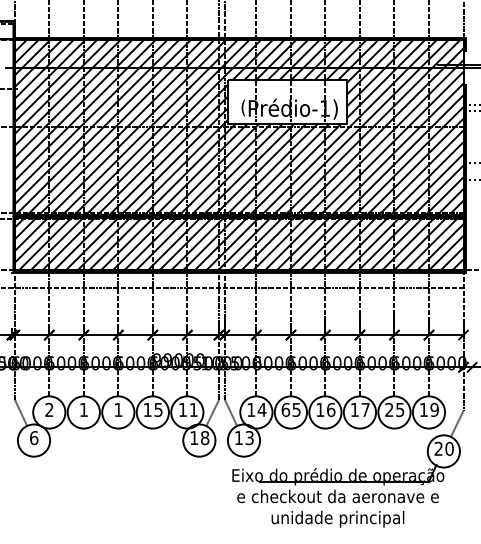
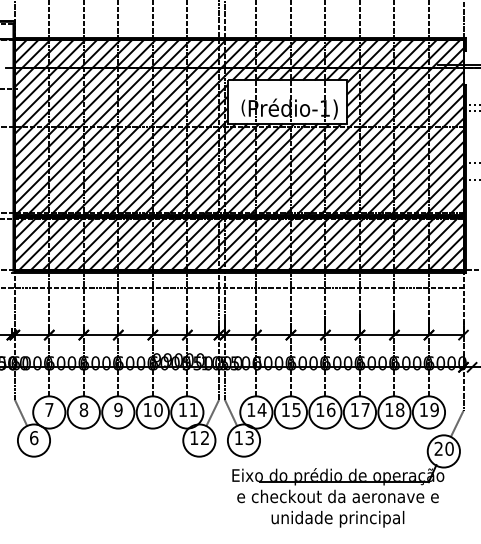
text: 2 -> 7 (49, 409)
text: 1 -> 8 (83, 409)
text: 1 -> 9 (118, 409)
text: 15 -> 10 (158, 409)
text: 65 -> 15 (285, 409)
text: 25 -> 18 (394, 409)
text: 18 -> 12 (205, 438)
